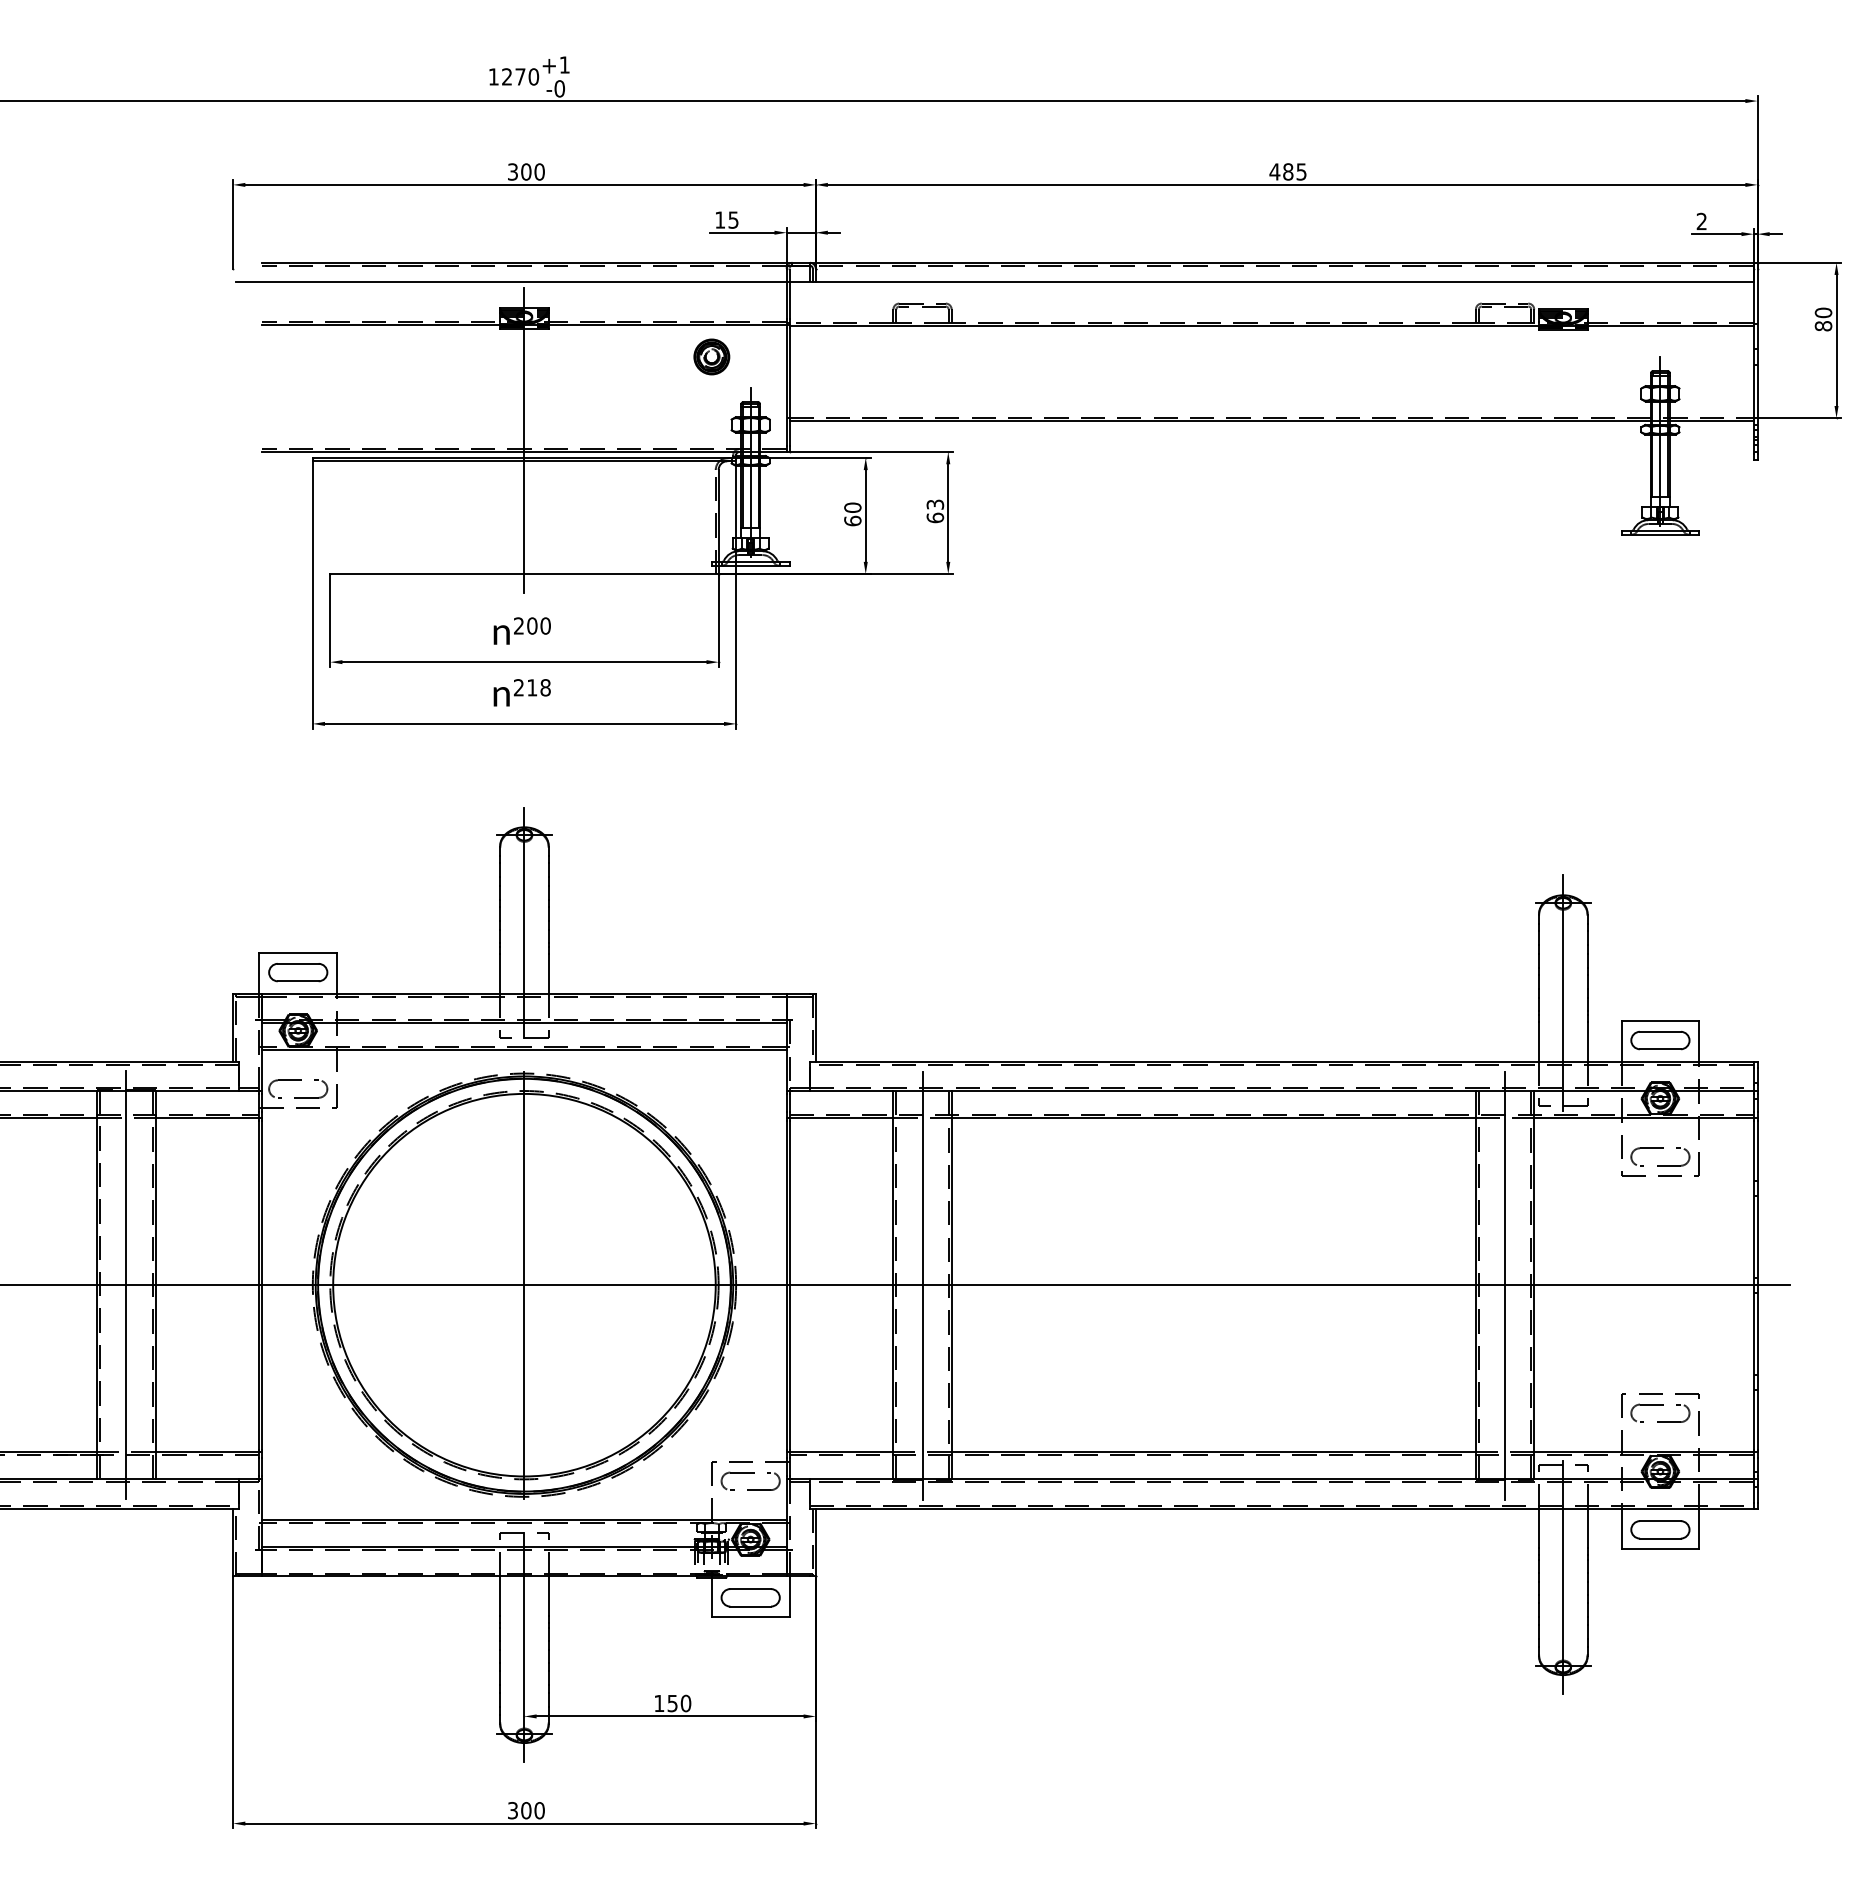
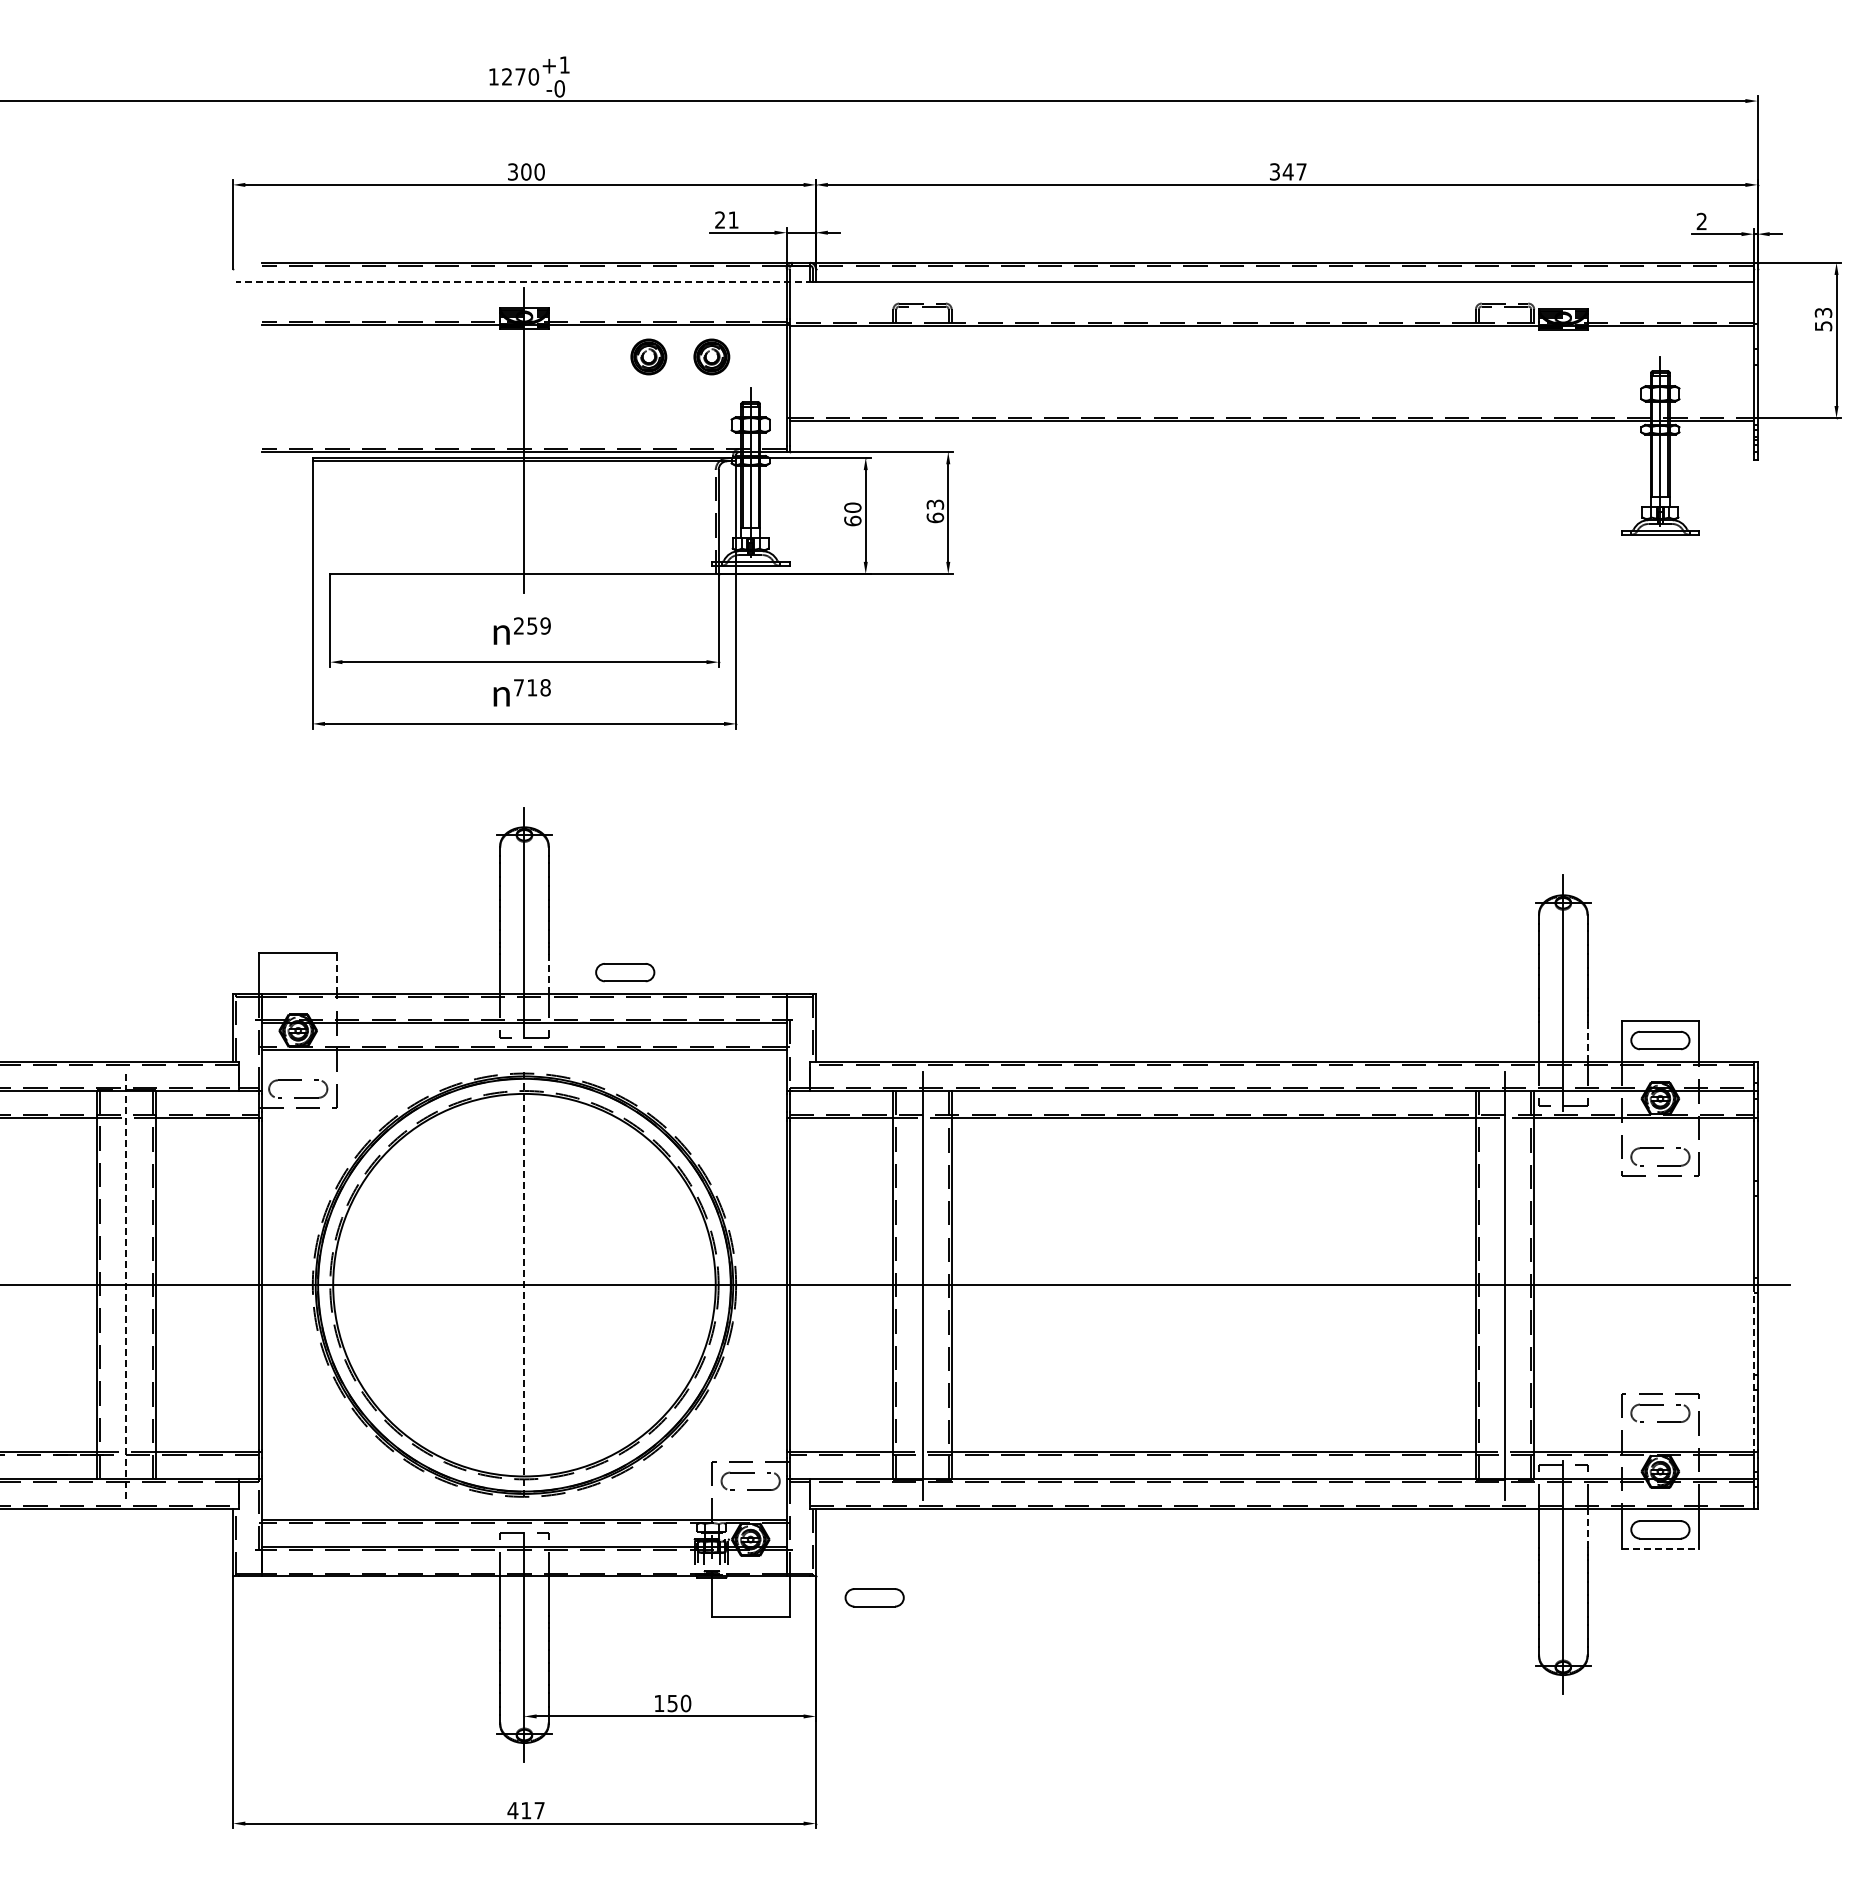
text: 485 -> 347 (1287, 171)
text: 15 -> 21 (726, 219)
line: solid -> dashed (523, 282)
text: 80 -> 53 (1823, 319)
part: none -> present (648, 356)
text: 200 -> 259 (538, 625)
text: 218 -> 718 (518, 687)
part position: (298, 972) -> (625, 972) (625, 972)
line: solid -> dashed (337, 973)
line: solid -> dashed (548, 974)
line: solid -> dashed (1587, 1042)
line: solid -> dashed (126, 1284)
line: solid -> dashed (524, 1285)
line: solid -> dashed (1753, 1367)
line: solid -> dashed (1587, 1528)
line: solid -> dashed (1660, 1549)
part position: (750, 1597) -> (874, 1597) (874, 1597)
text: 300 -> 417 (525, 1810)
